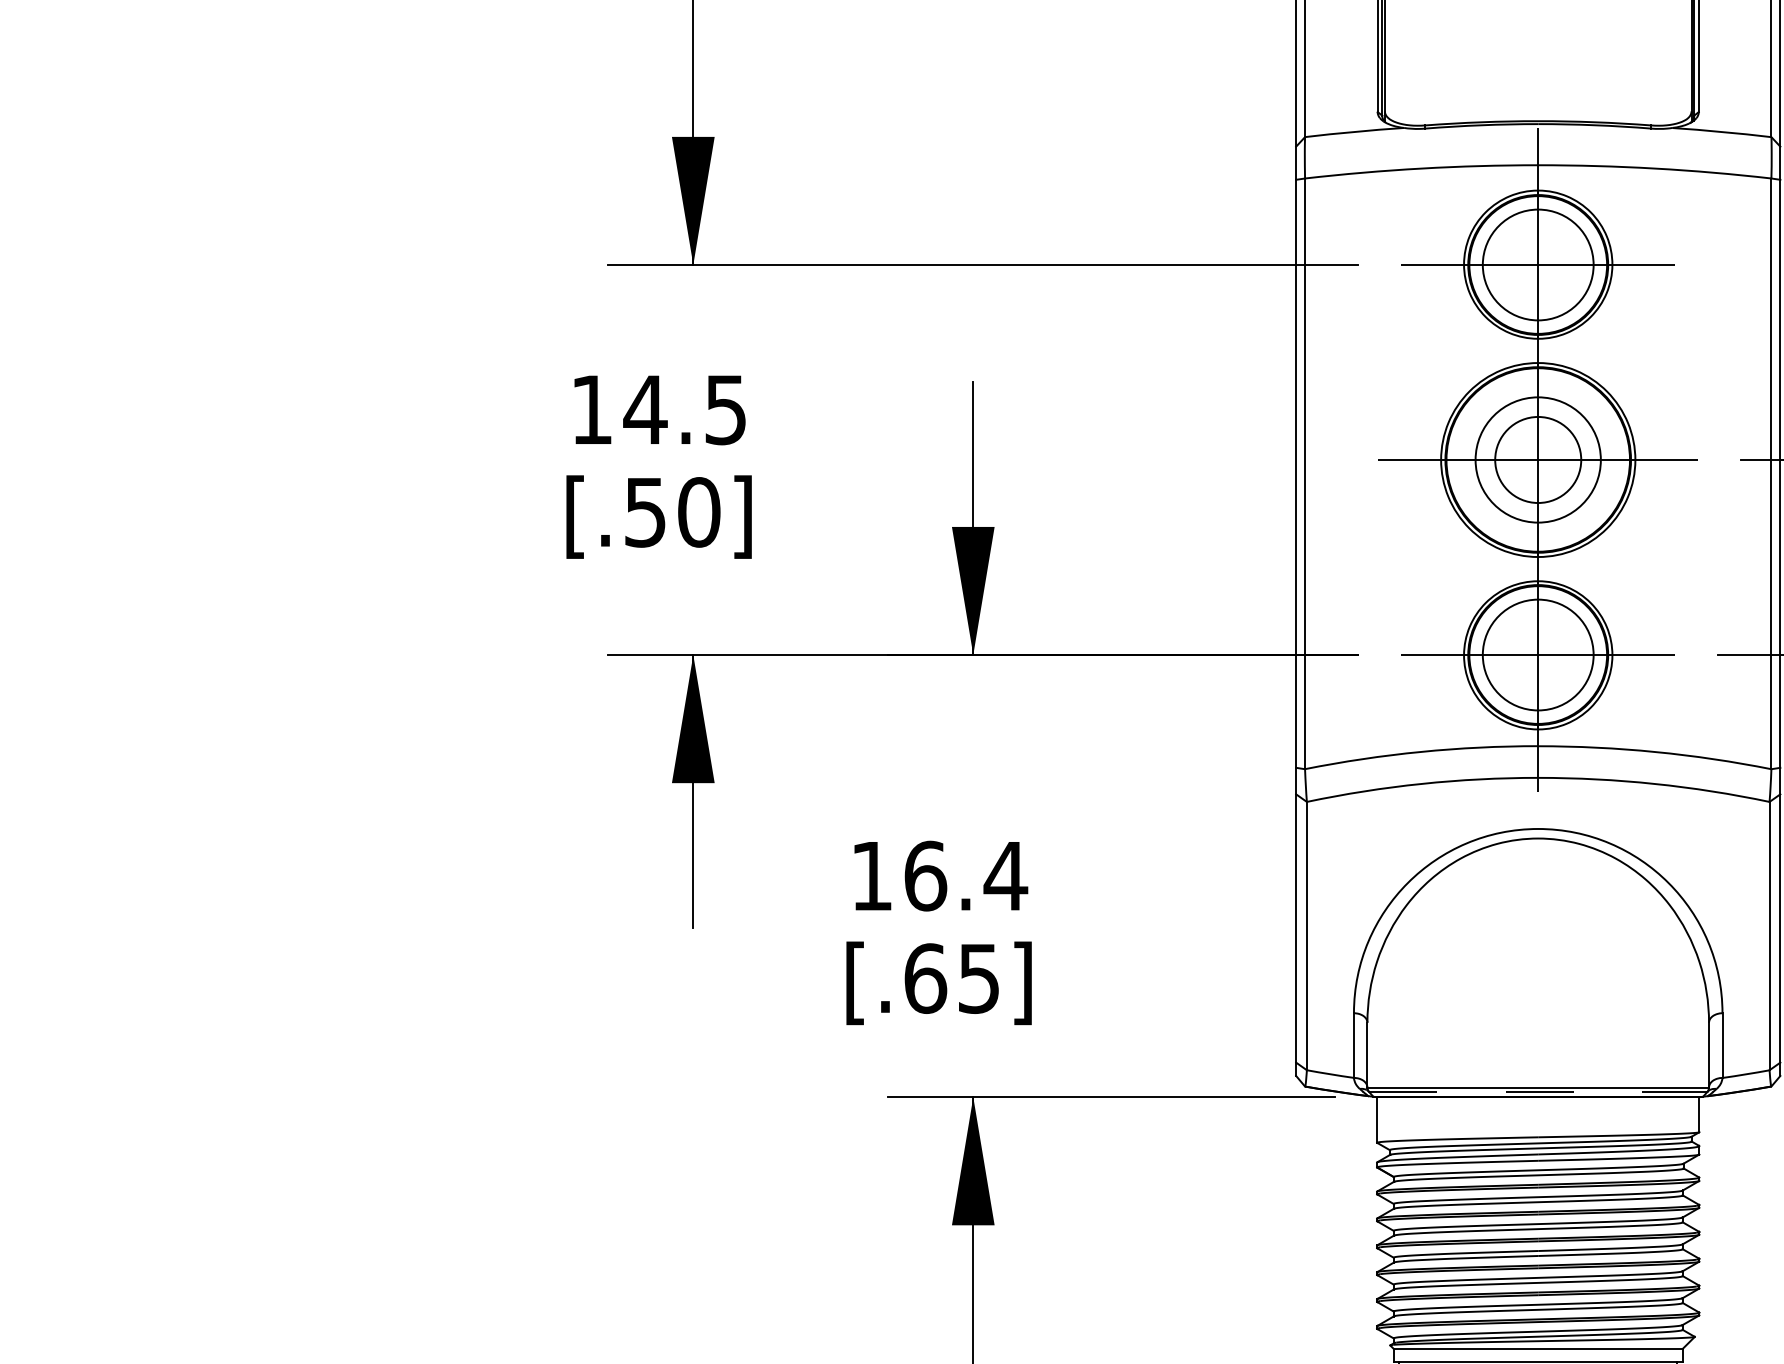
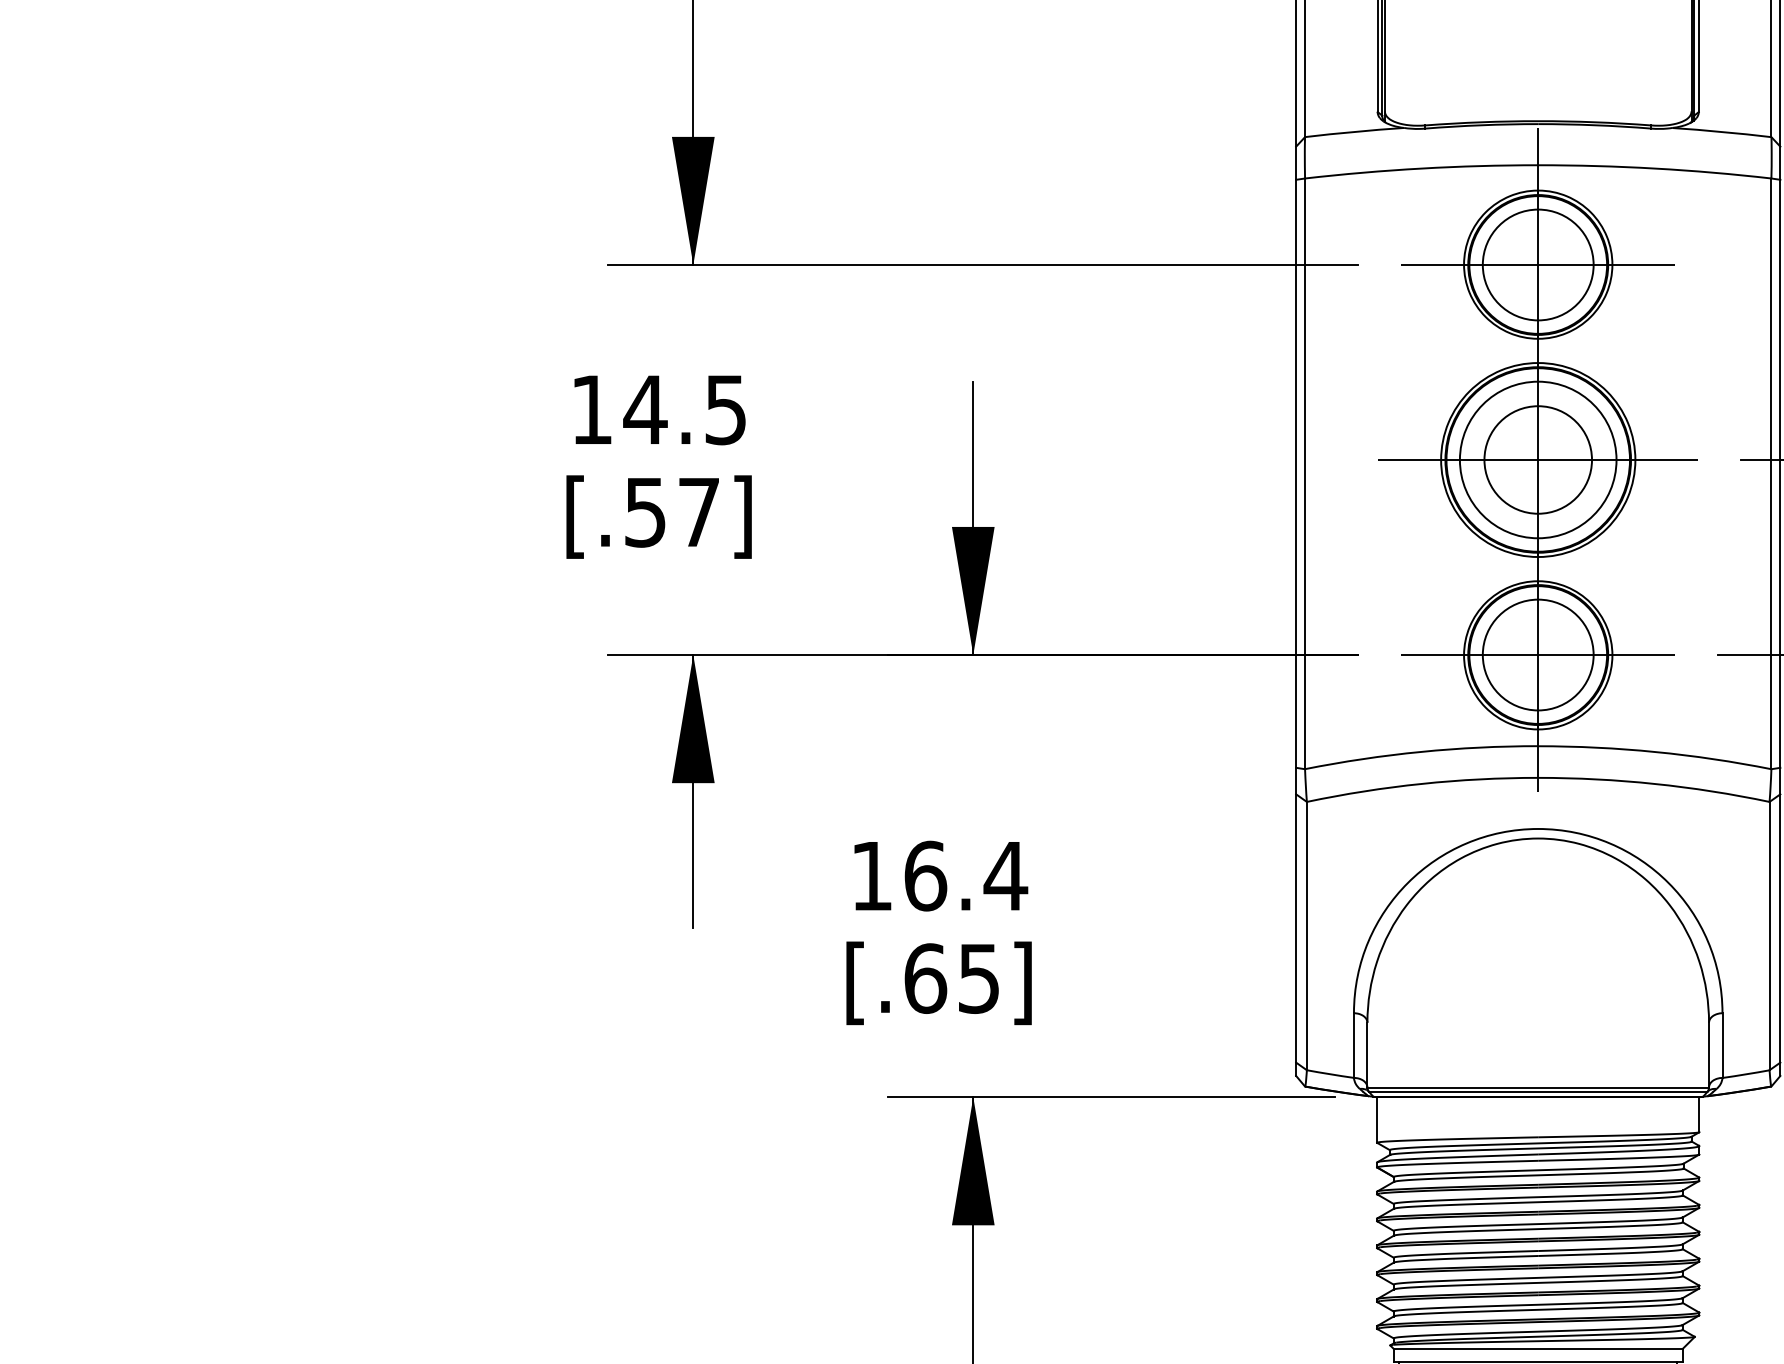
circle diameter: 125 px -> 157 px (1537, 459)
circle diameter: 86 px -> 108 px (1538, 459)
text: [.50] -> [.57] (699, 512)
line: dashed -> solid (1538, 1092)
